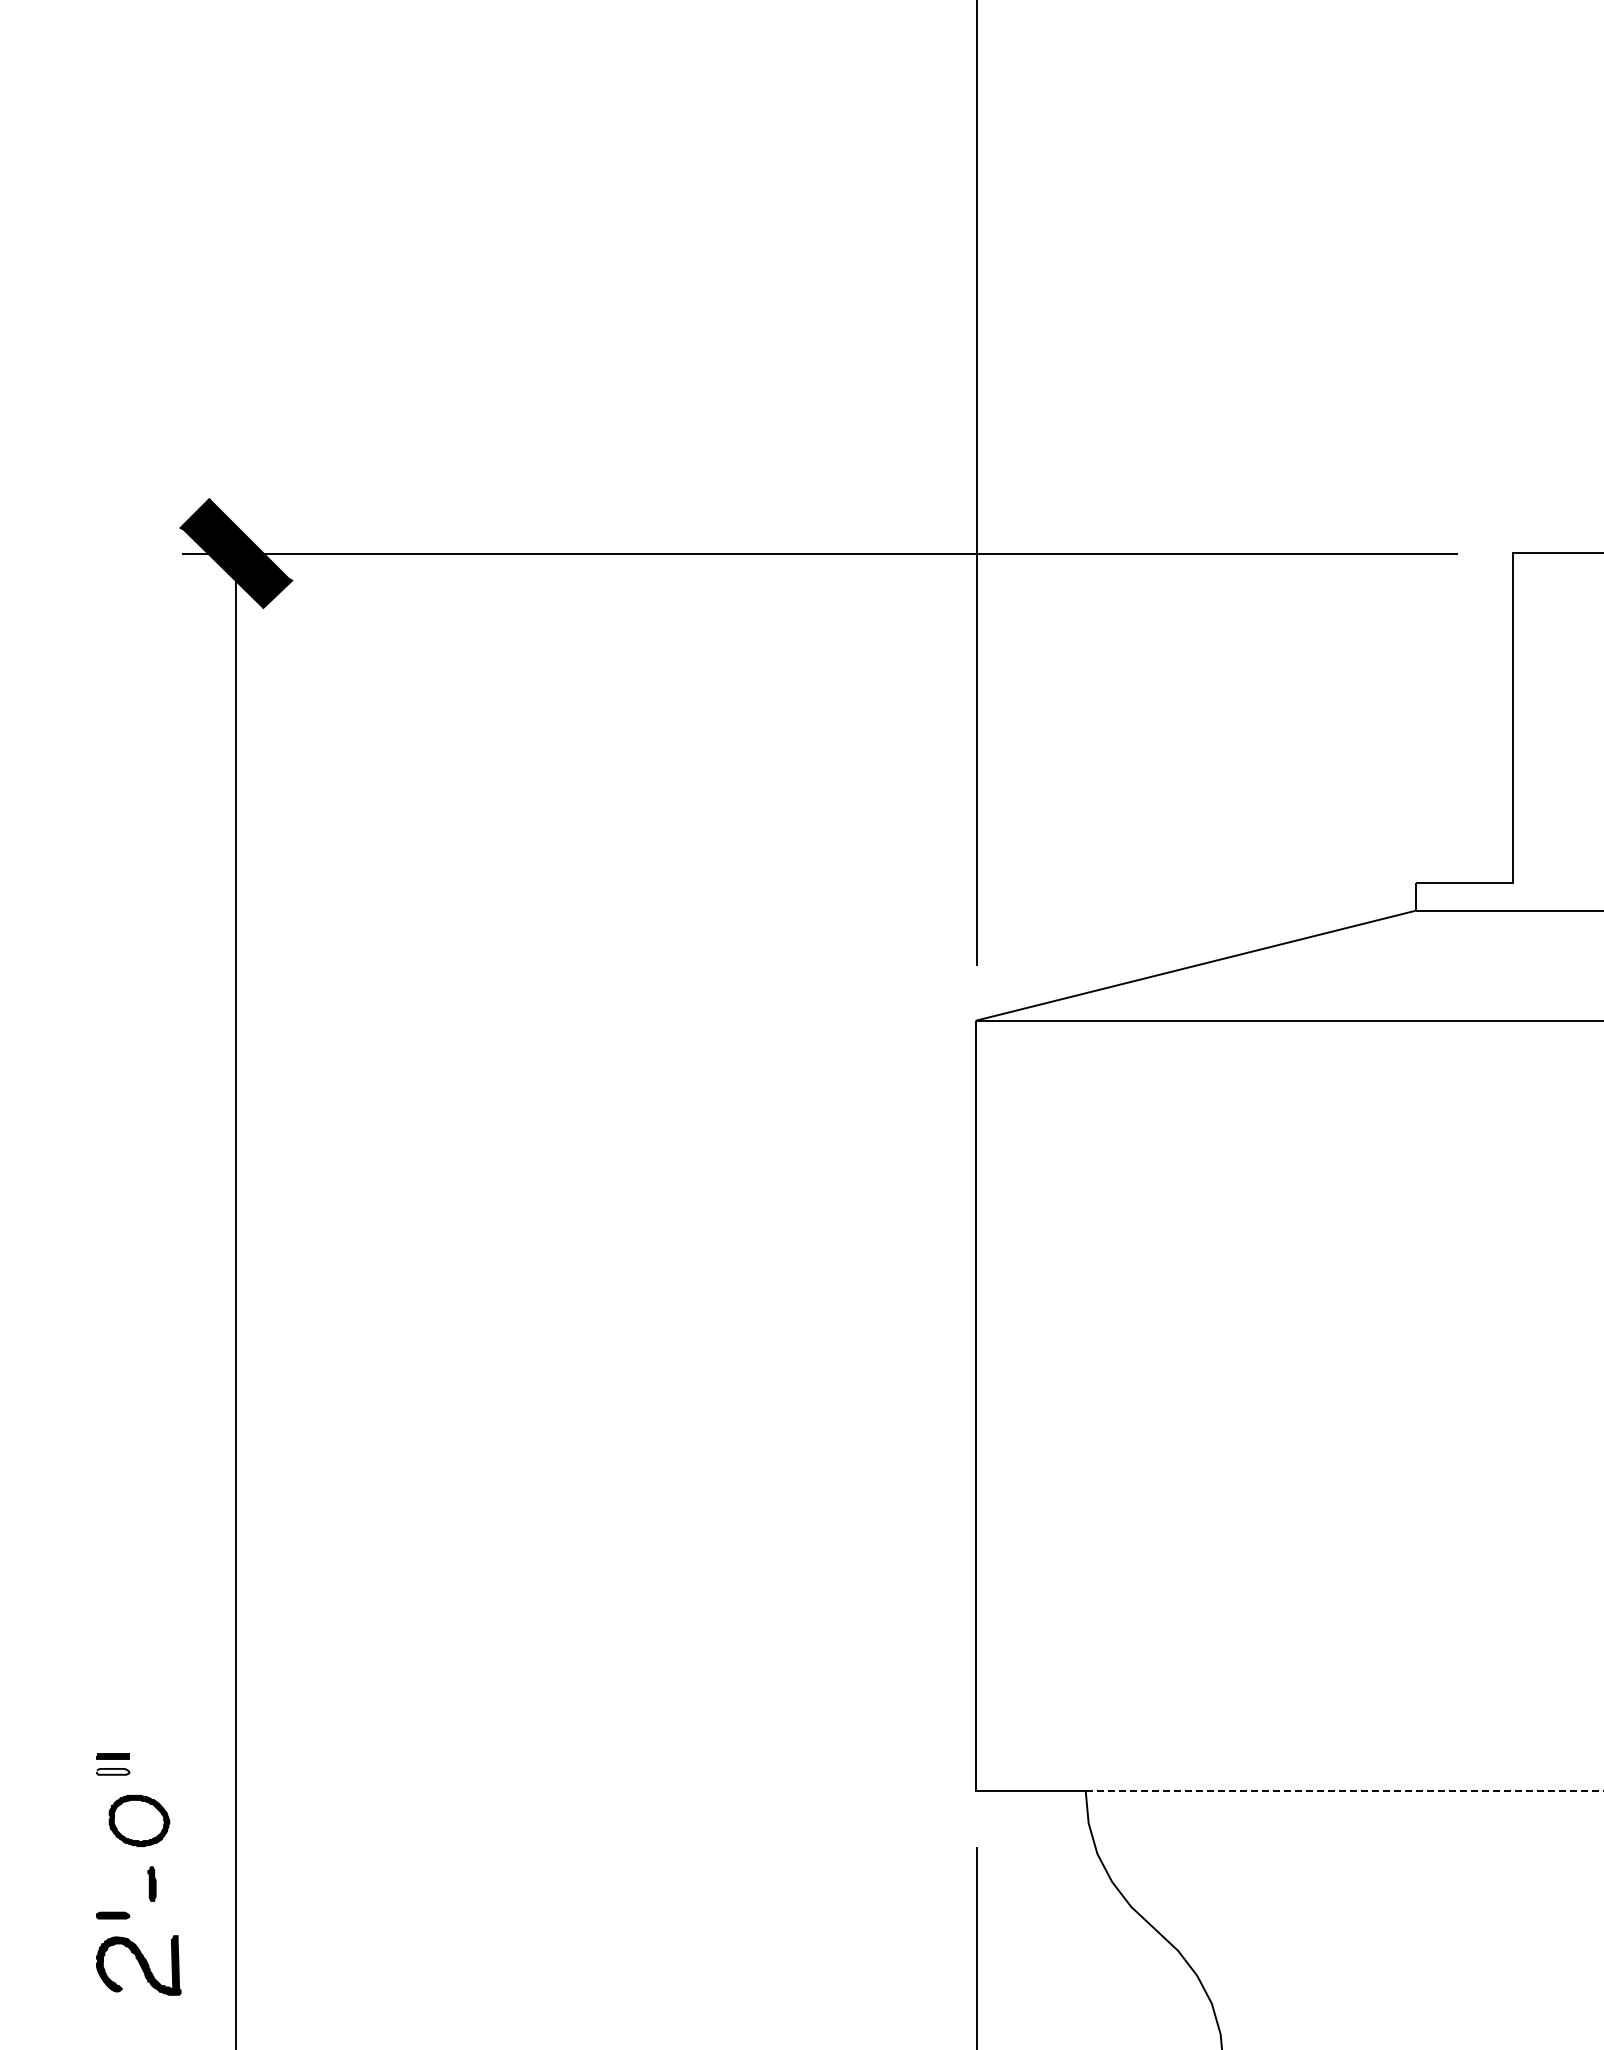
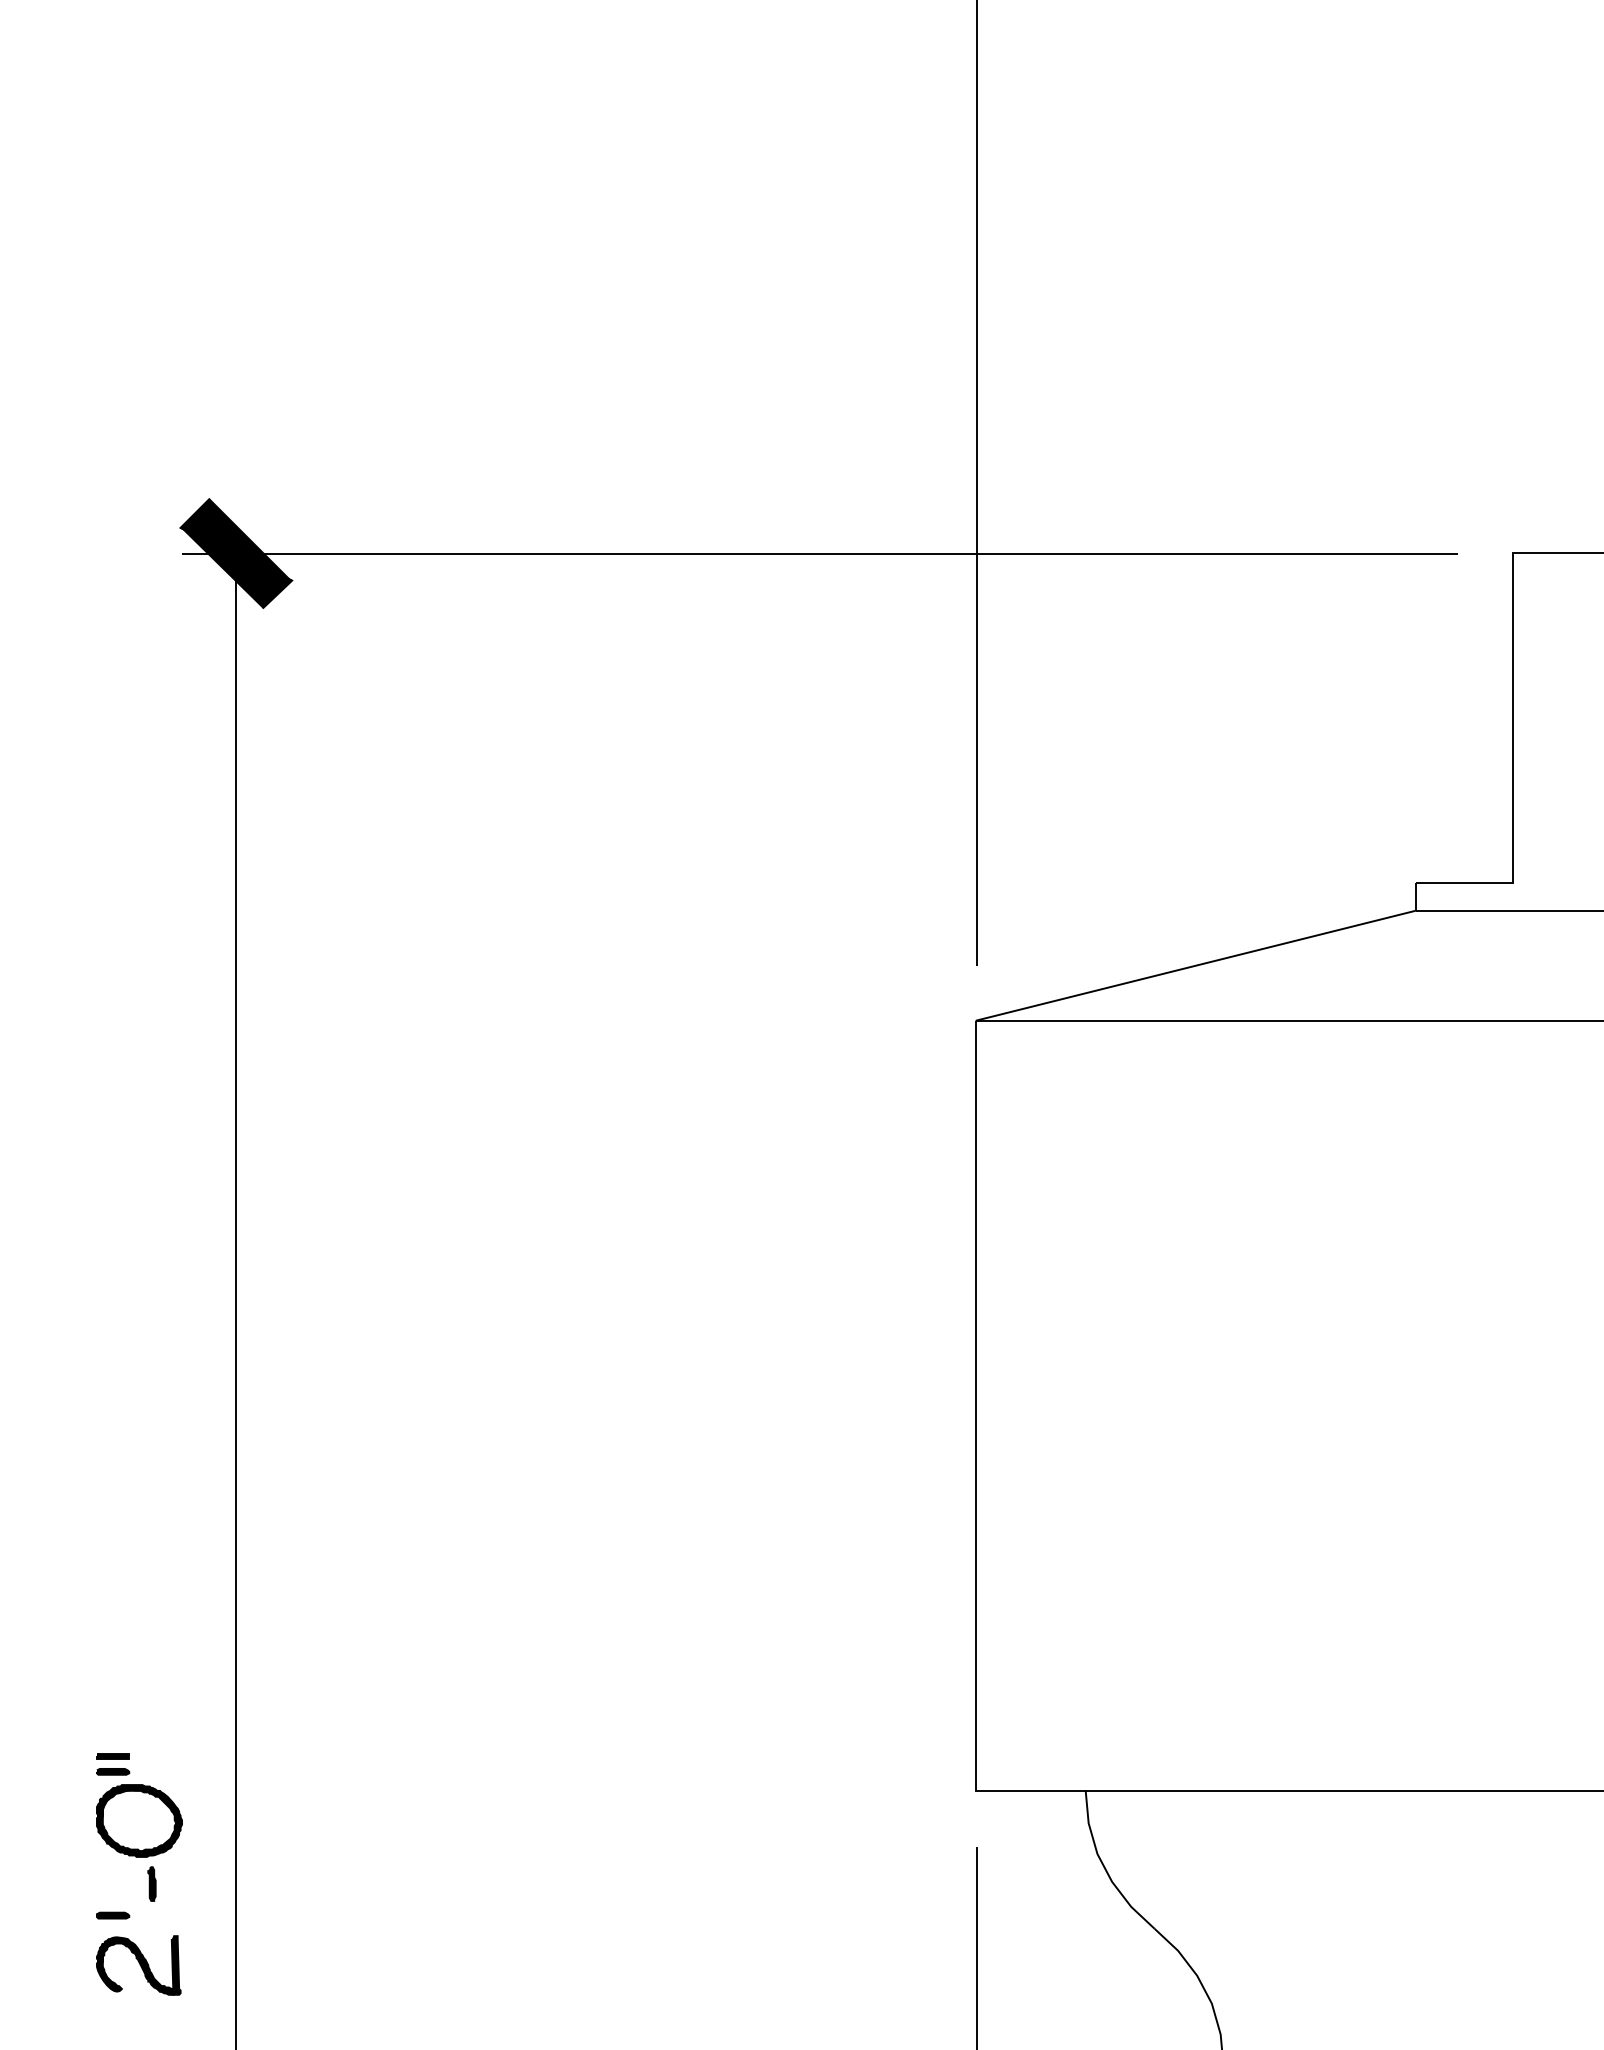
fill: none -> present (112, 1771)
line: dashed -> solid (1344, 1790)
part size: 63x52 px -> 87x74 px (139, 1820)
